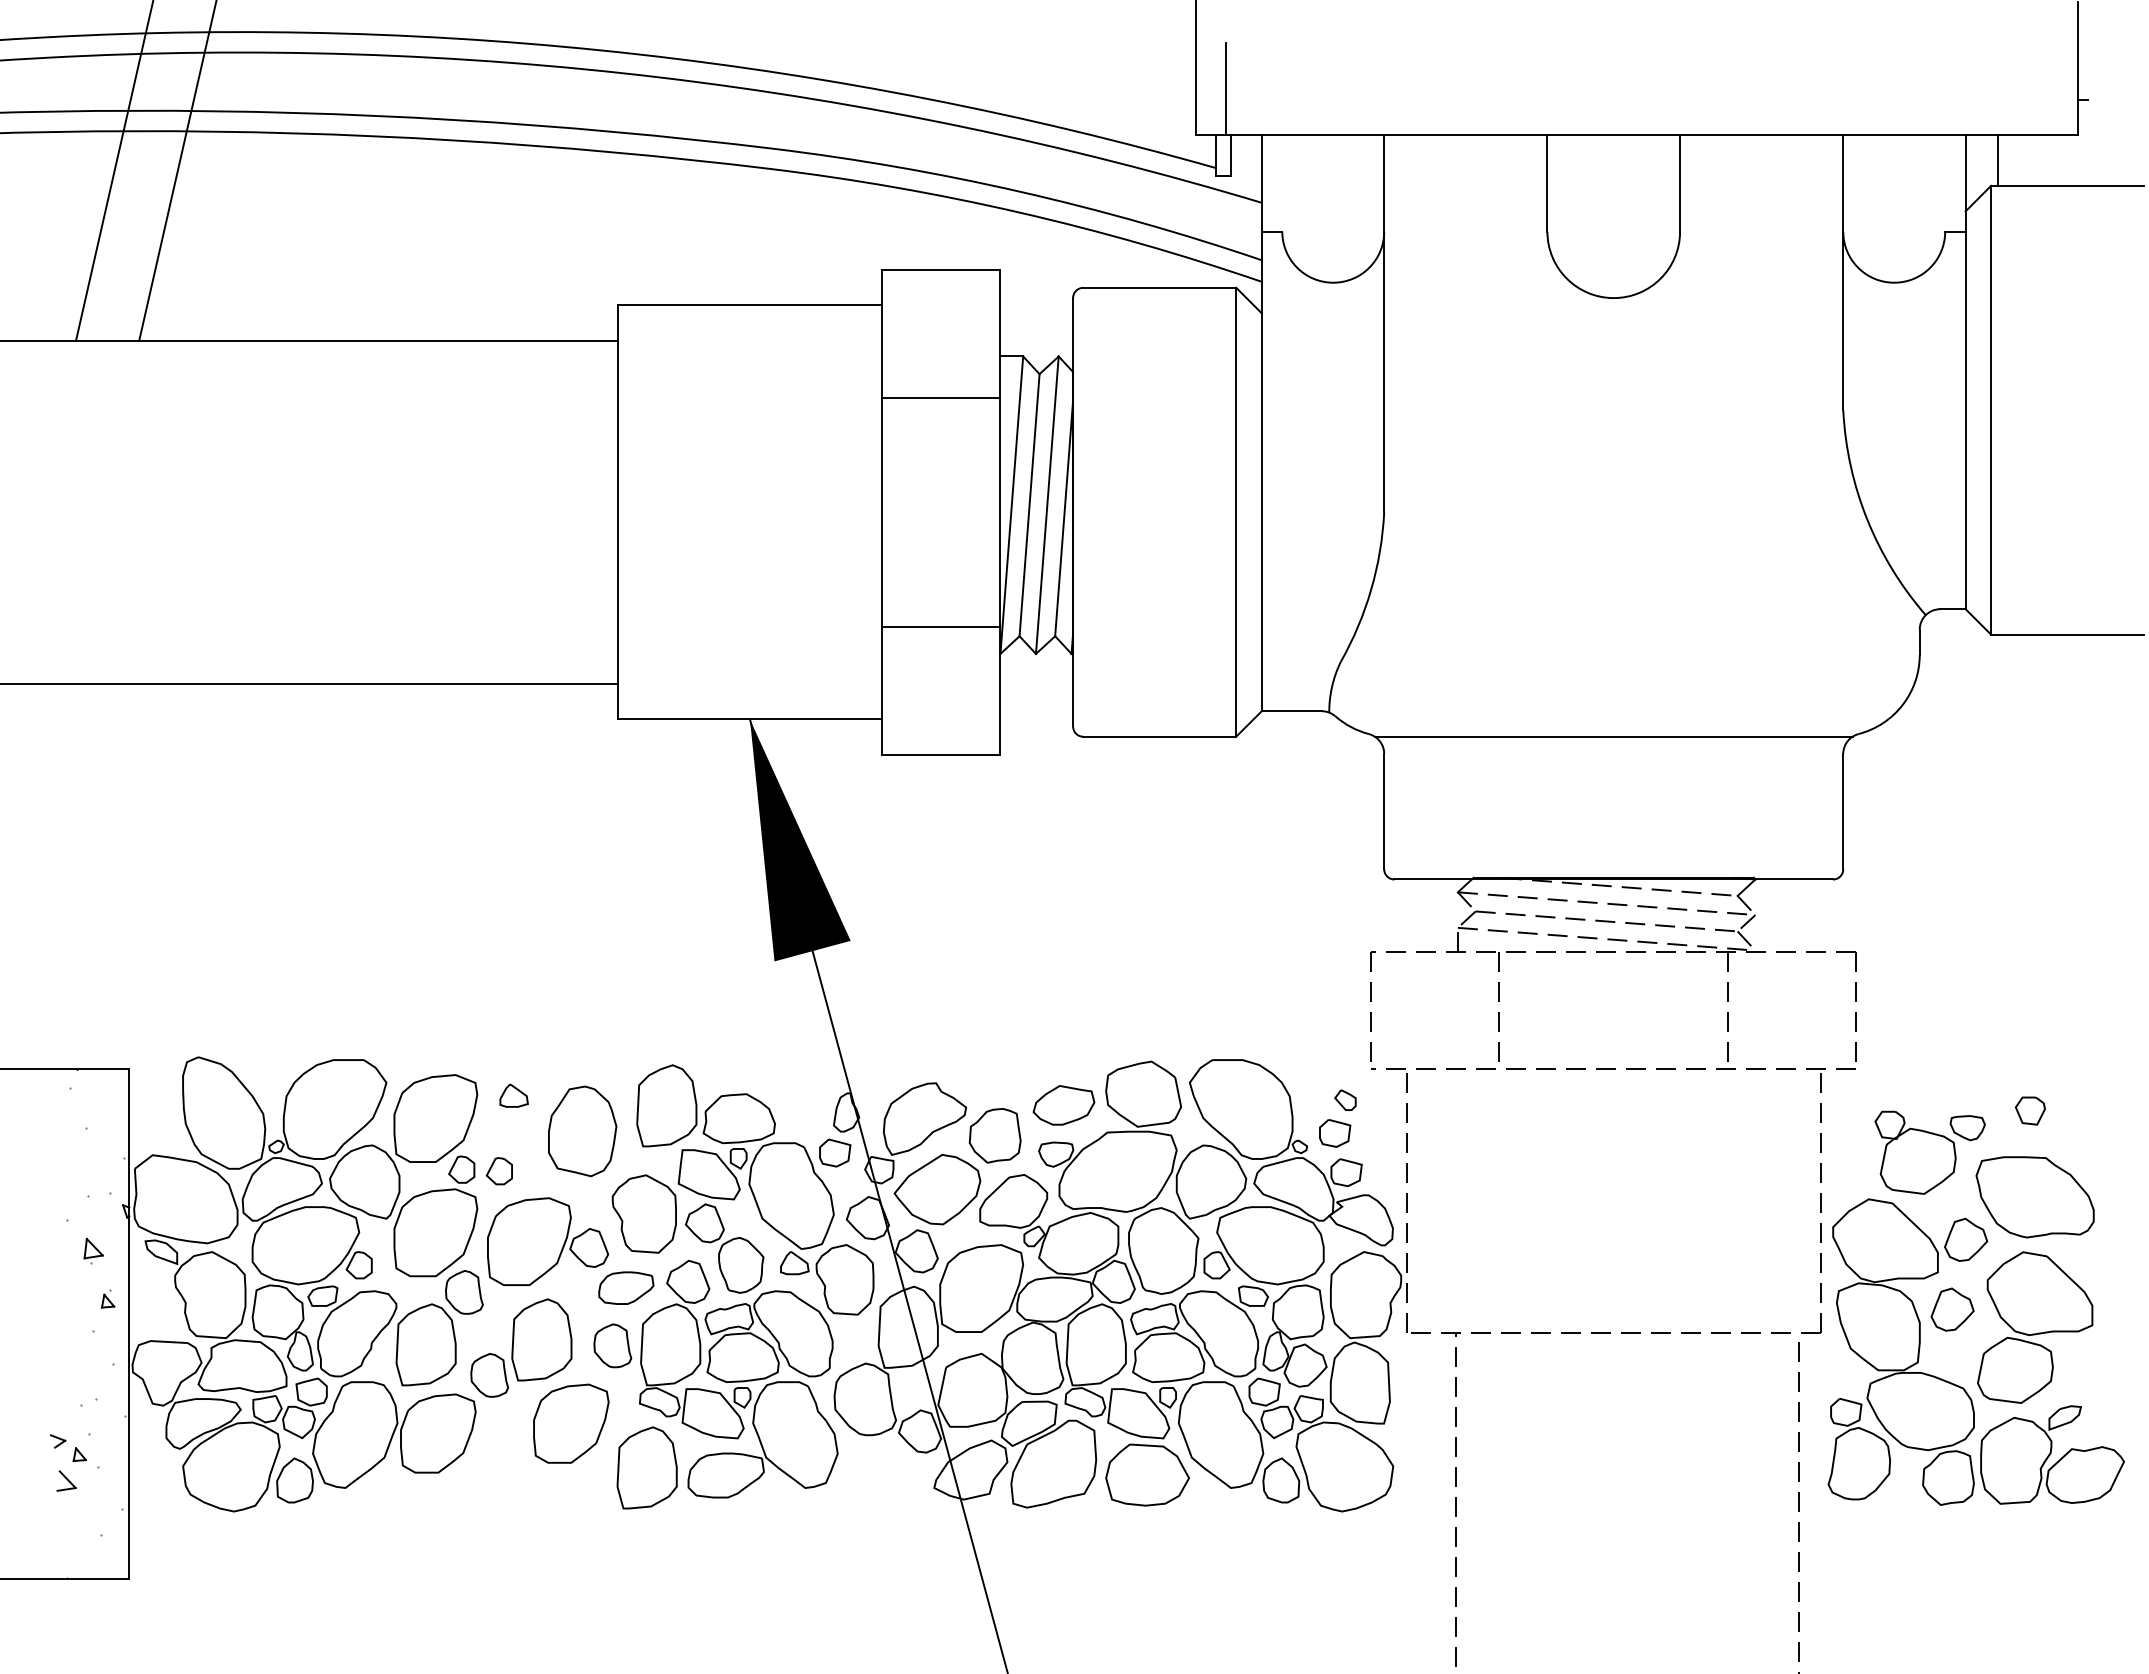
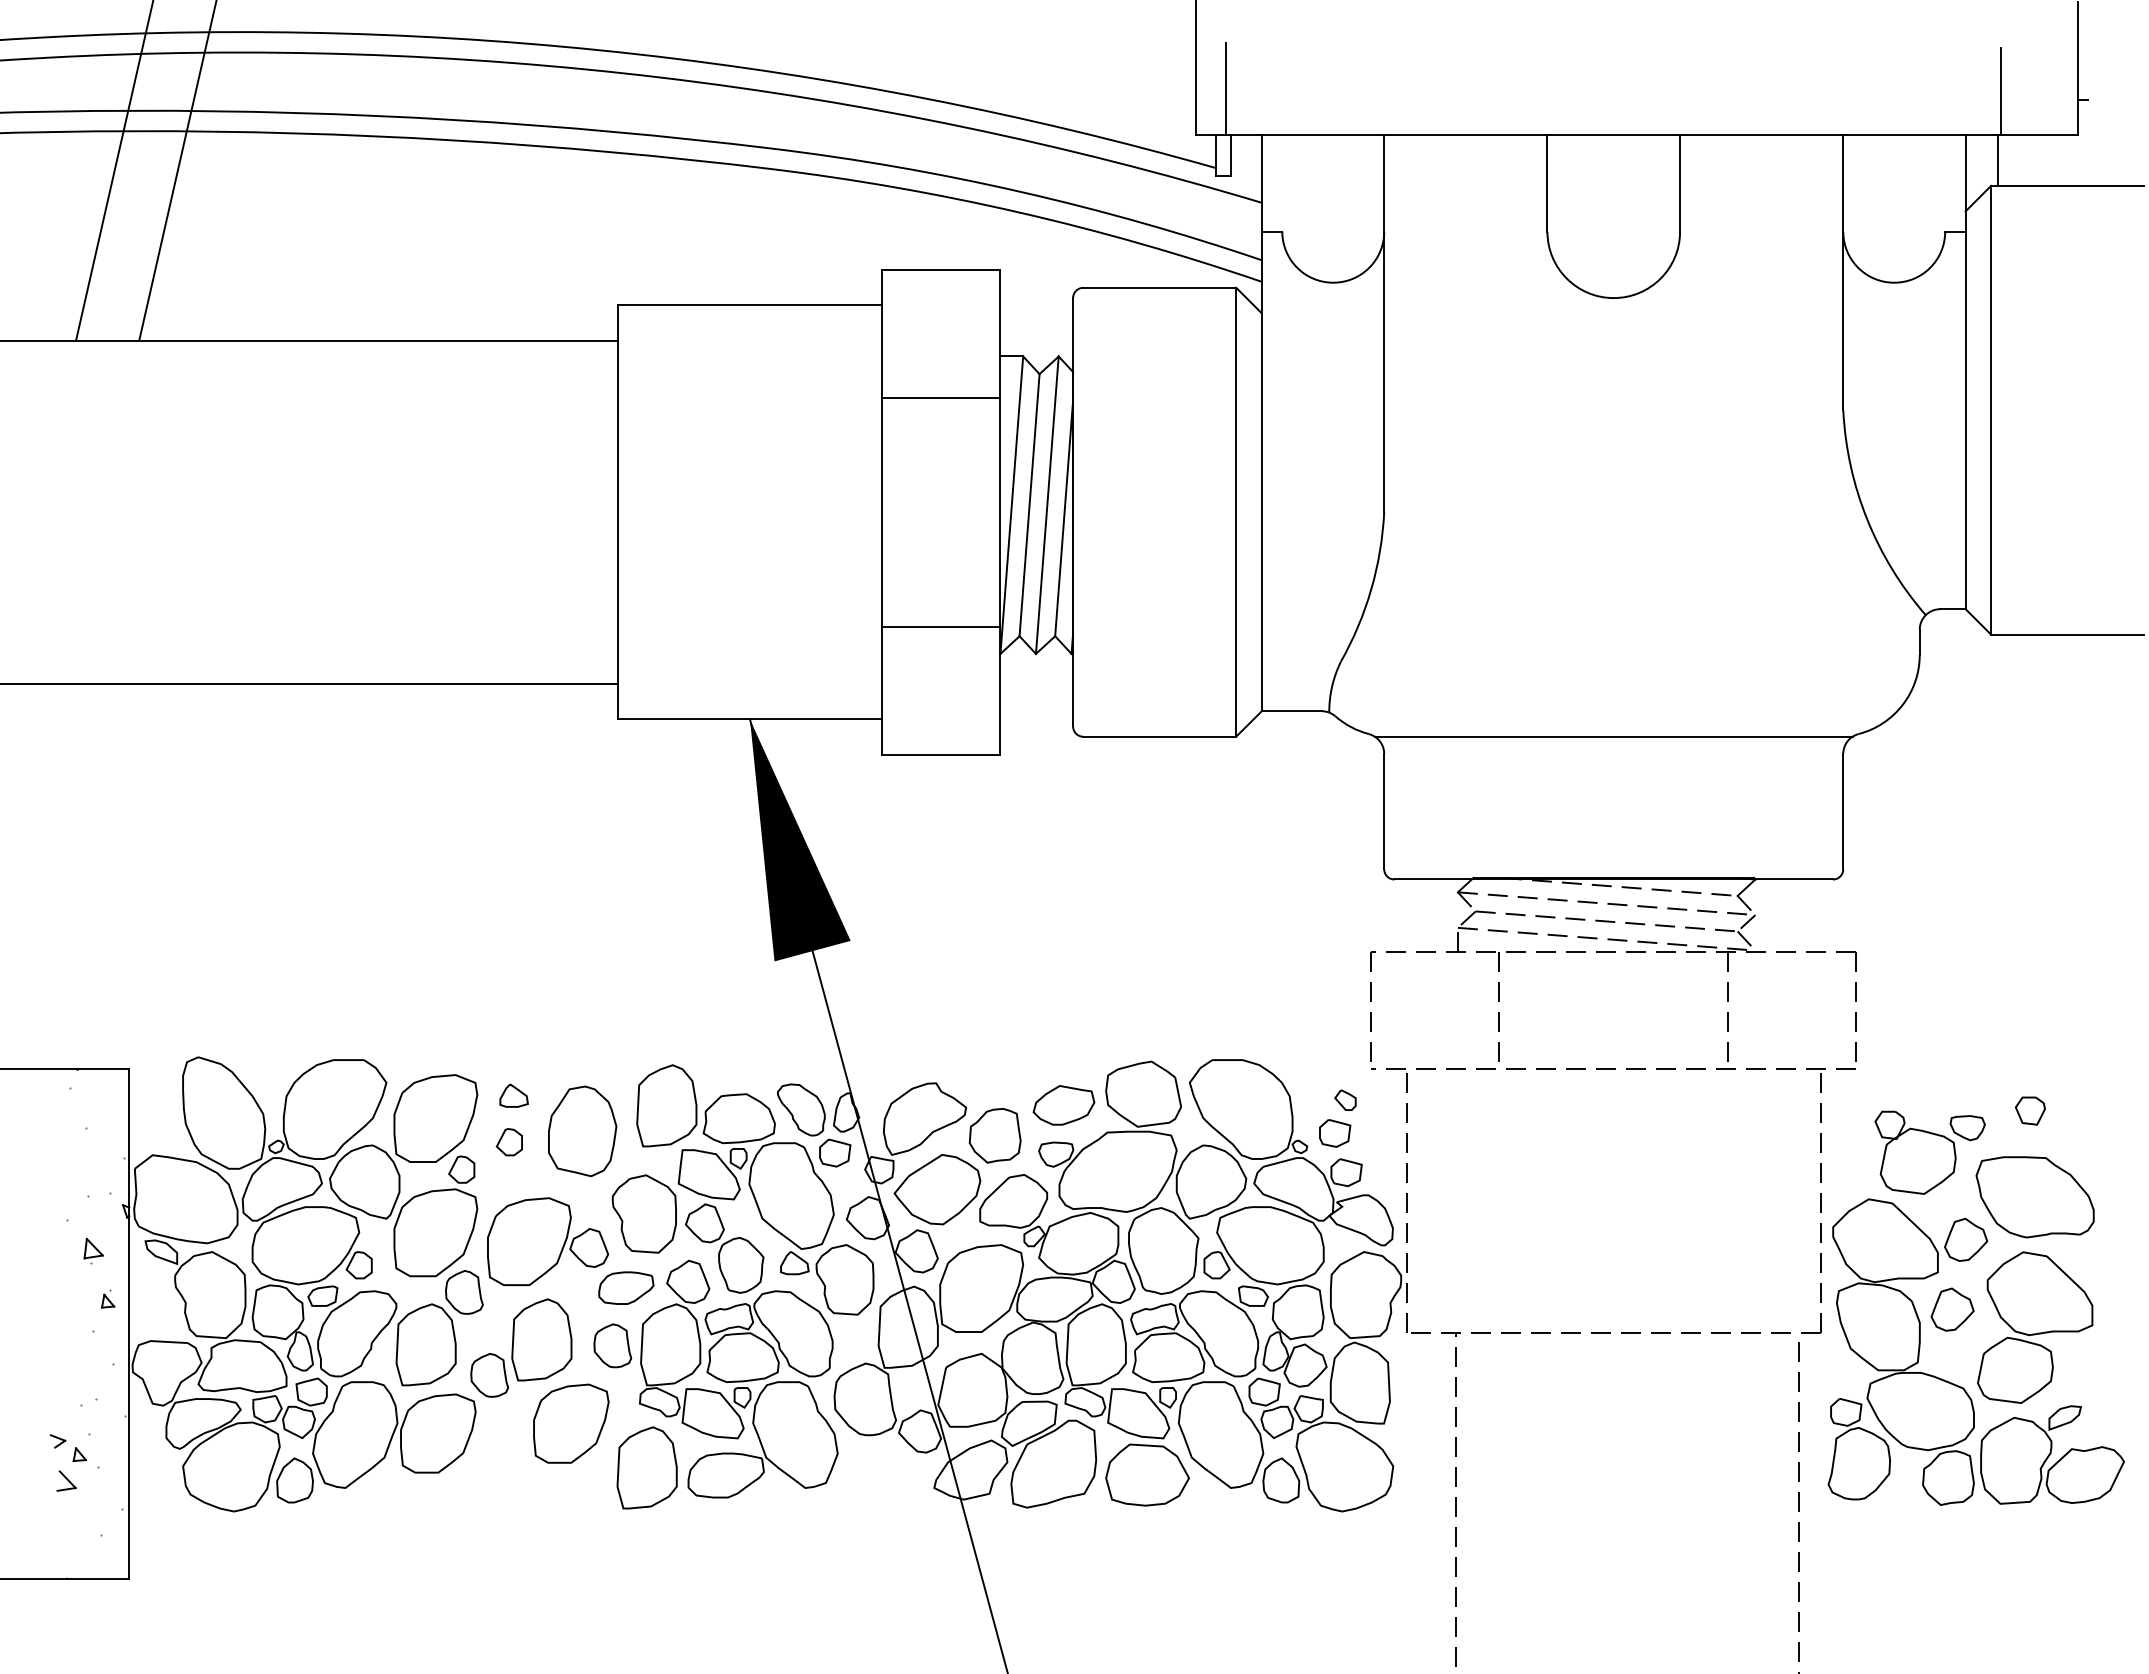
line: none -> present (2001, 90)
part: none -> present (801, 1109)
part position: (498, 1171) -> (508, 1142) (508, 1142)
